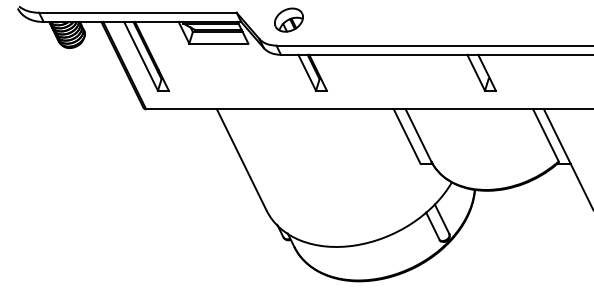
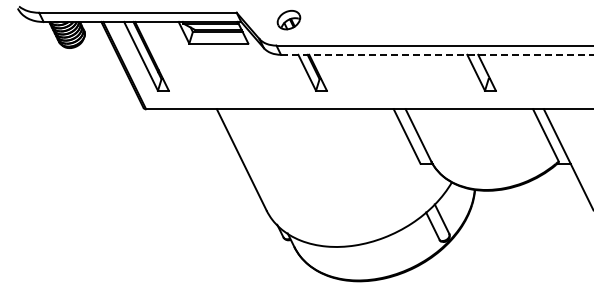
part size: 30x26 px -> 26x21 px (288, 20)
line: solid -> dashed (437, 54)
